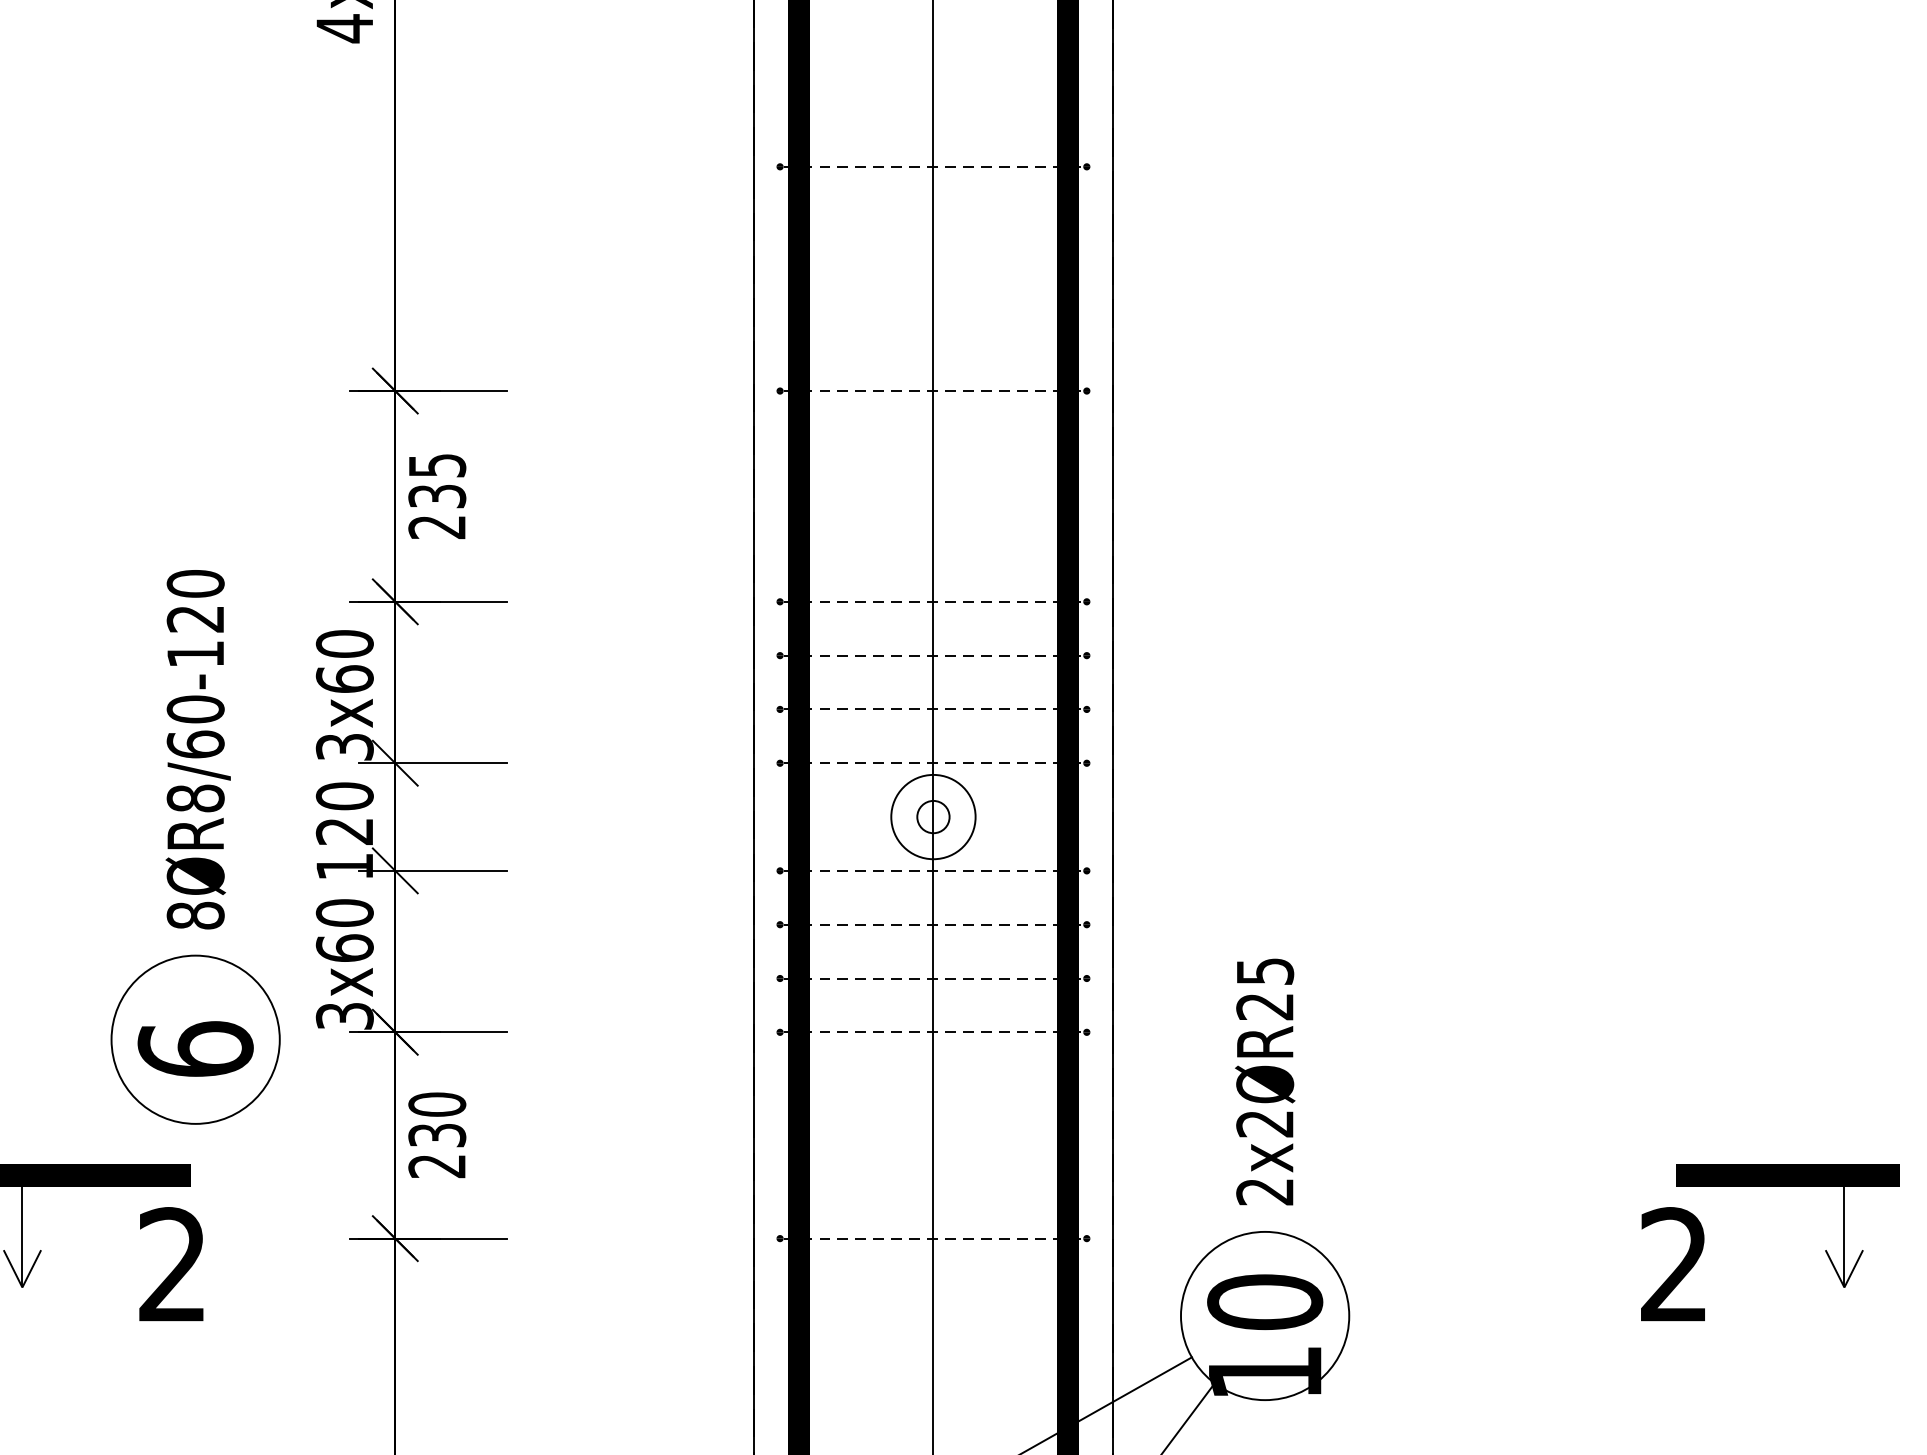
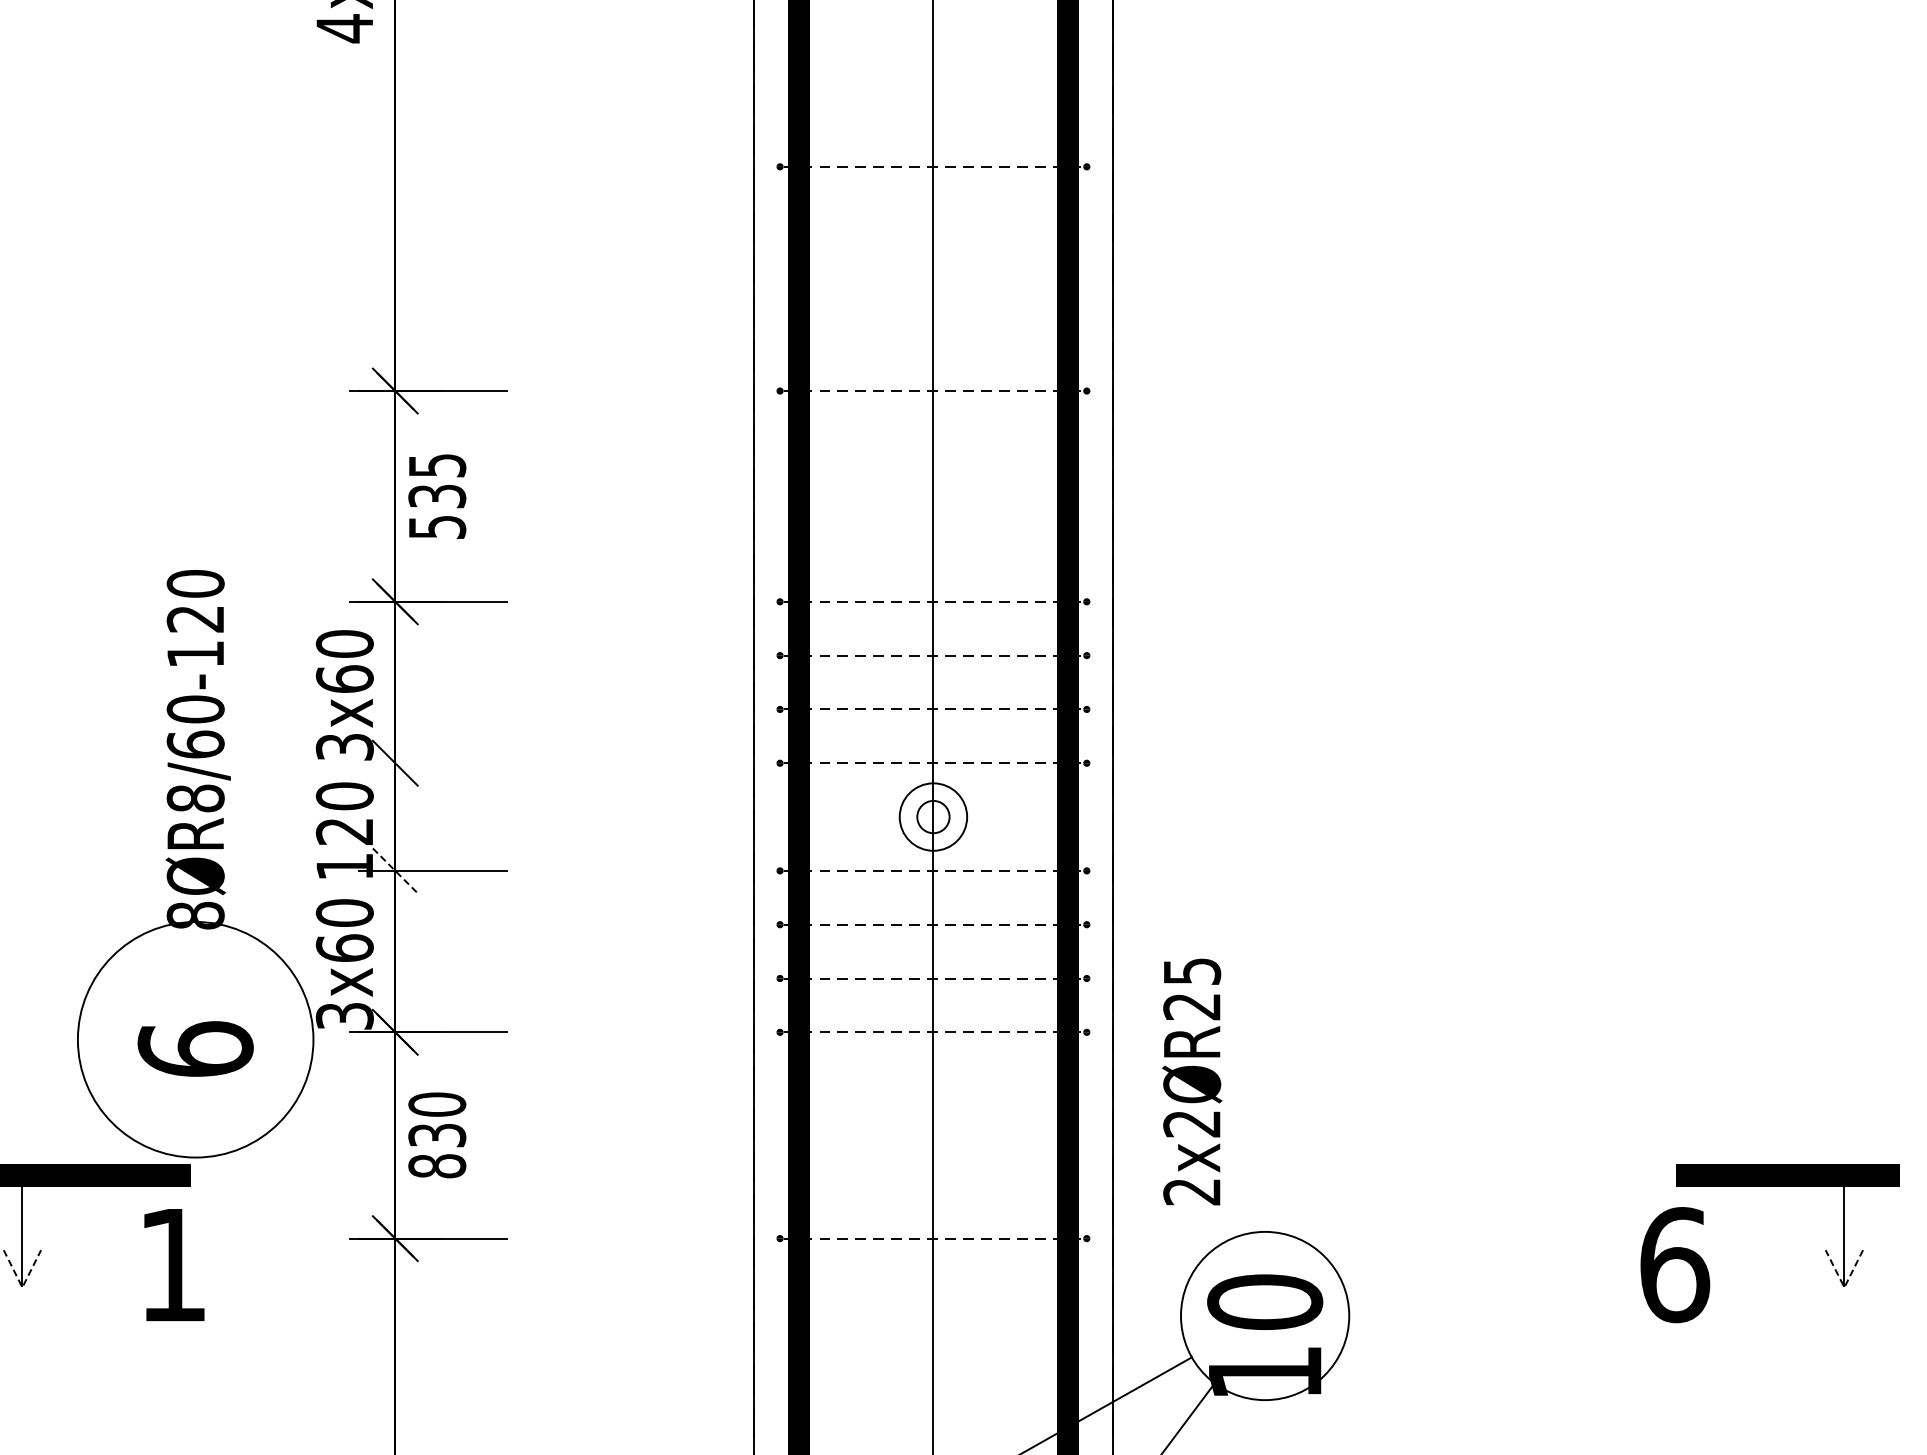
text: 235 -> 535 (437, 527)
line: present -> none (433, 763)
circle diameter: 84 px -> 67 px (933, 816)
line: solid -> dashed (395, 870)
circle diameter: 168 px -> 236 px (195, 1039)
text position: (1265, 1081) -> (1192, 1081) (1192, 1081)
text: 230 -> 830 (437, 1166)
text: 2 -> 1 (171, 1264)
text: 2 -> 6 (1675, 1265)
line: solid -> dashed (22, 1287)
line: solid -> dashed (1844, 1287)
